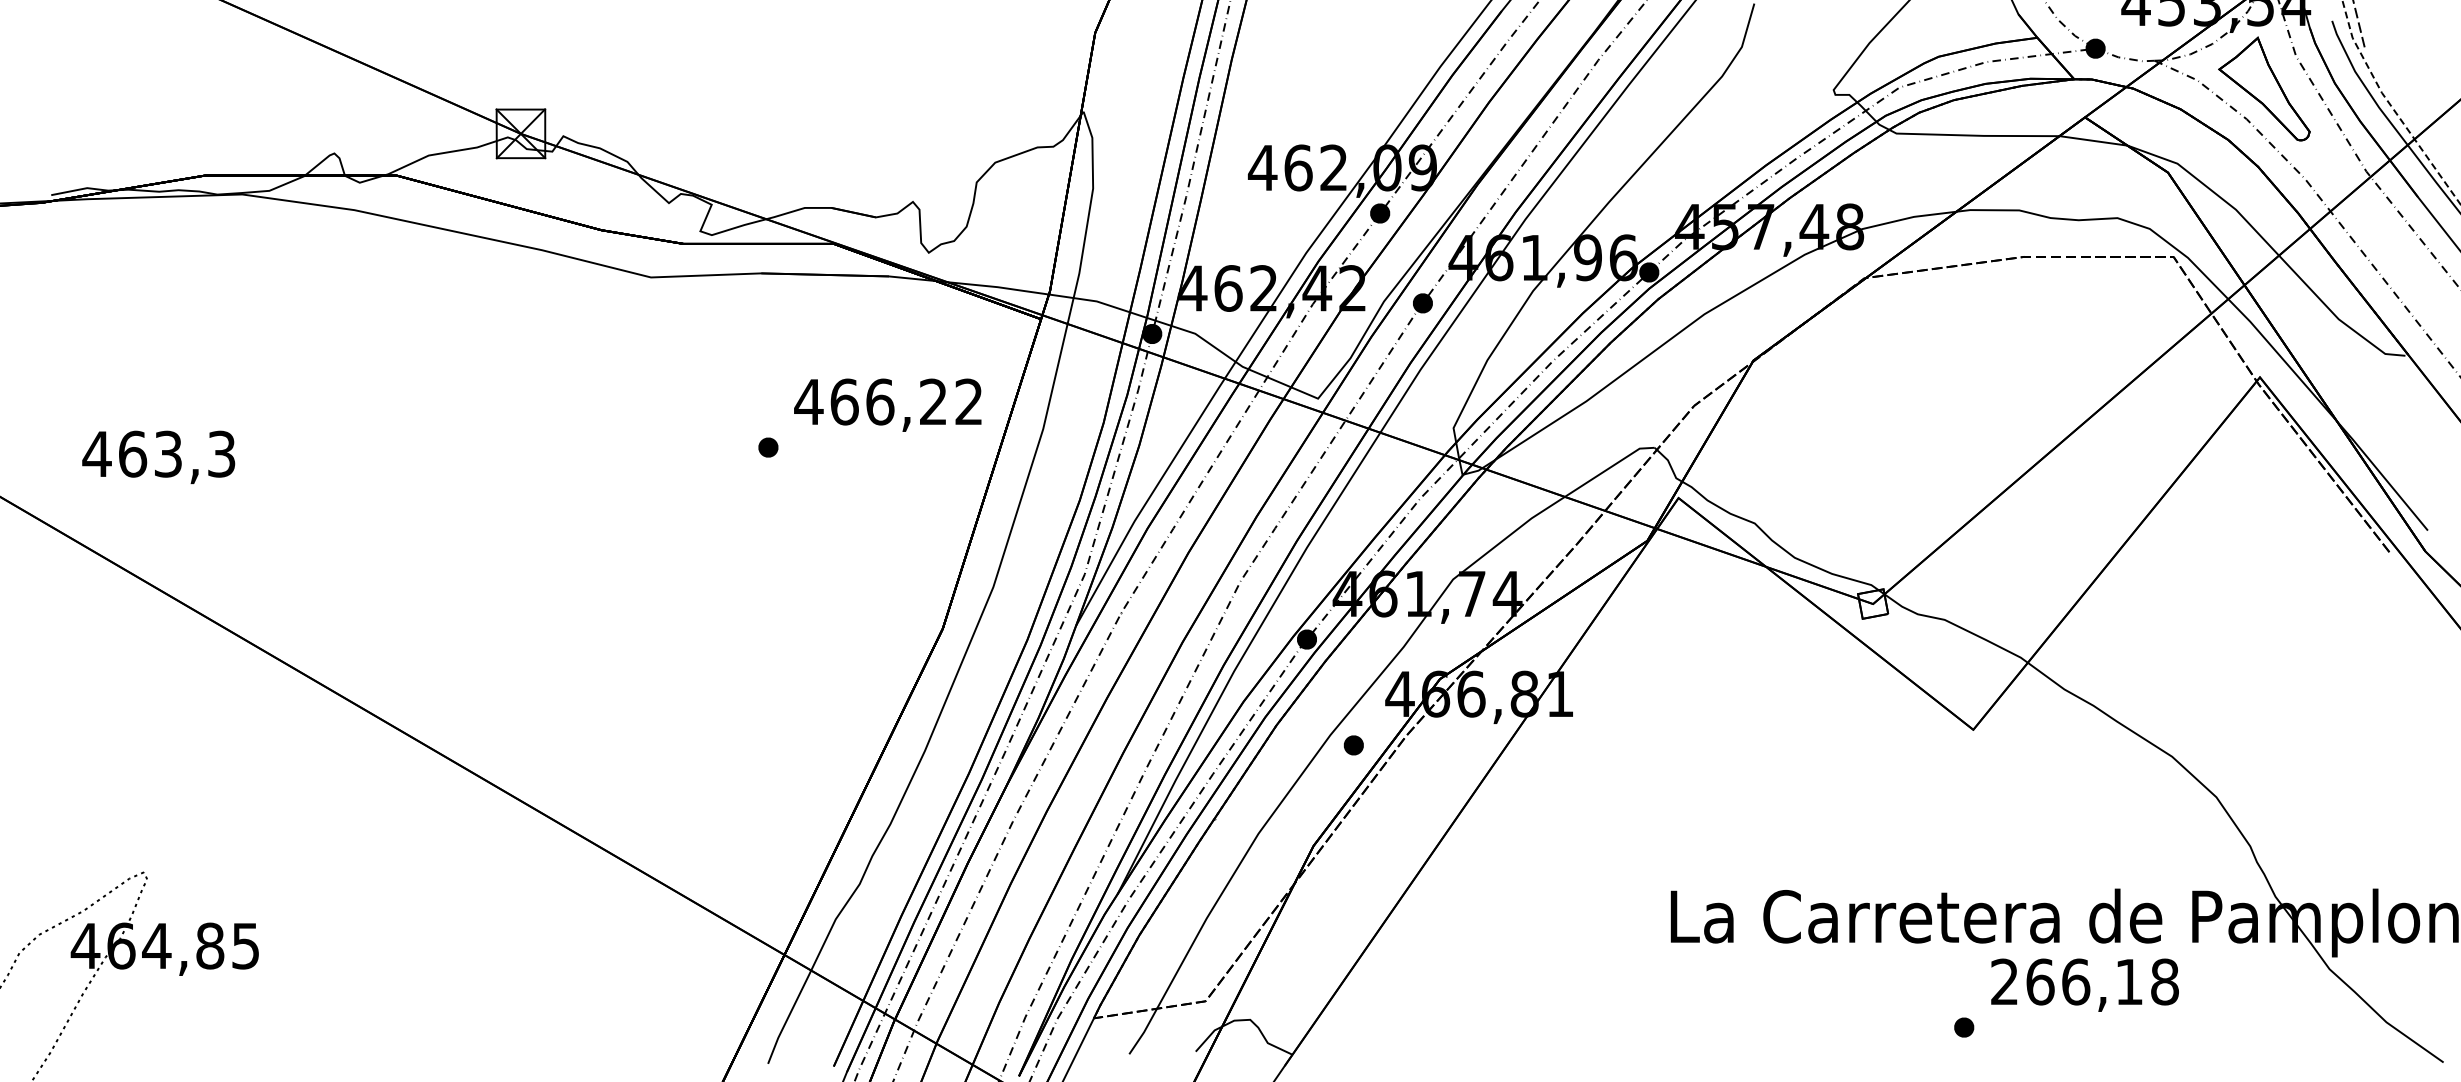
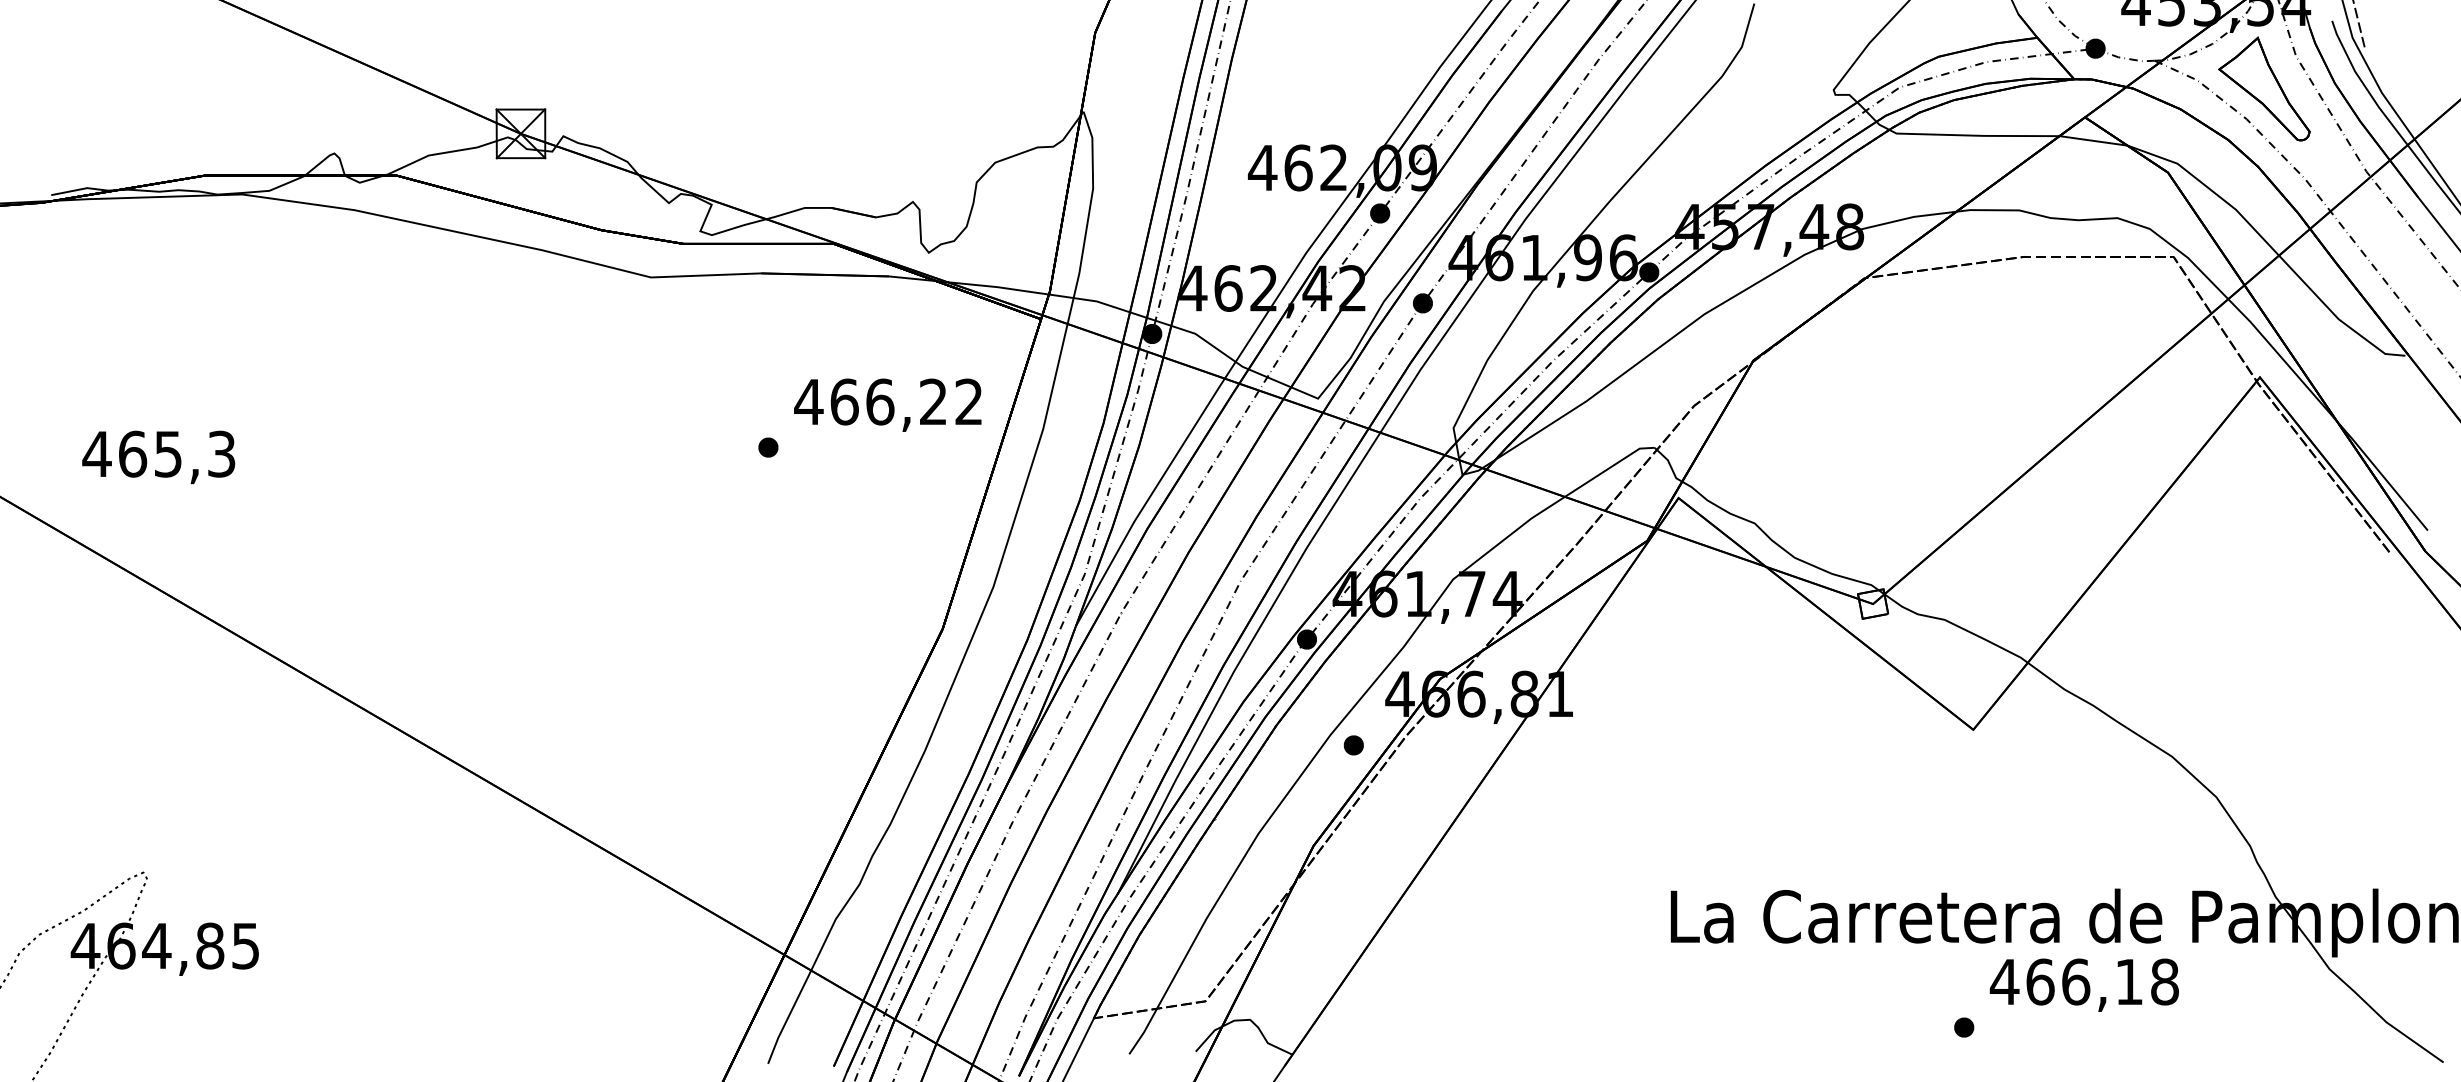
line: dashed -> solid (2391, 105)
text: 463,3 -> 465,3 (168, 453)
text: 266,18 -> 466,18 (2004, 981)
